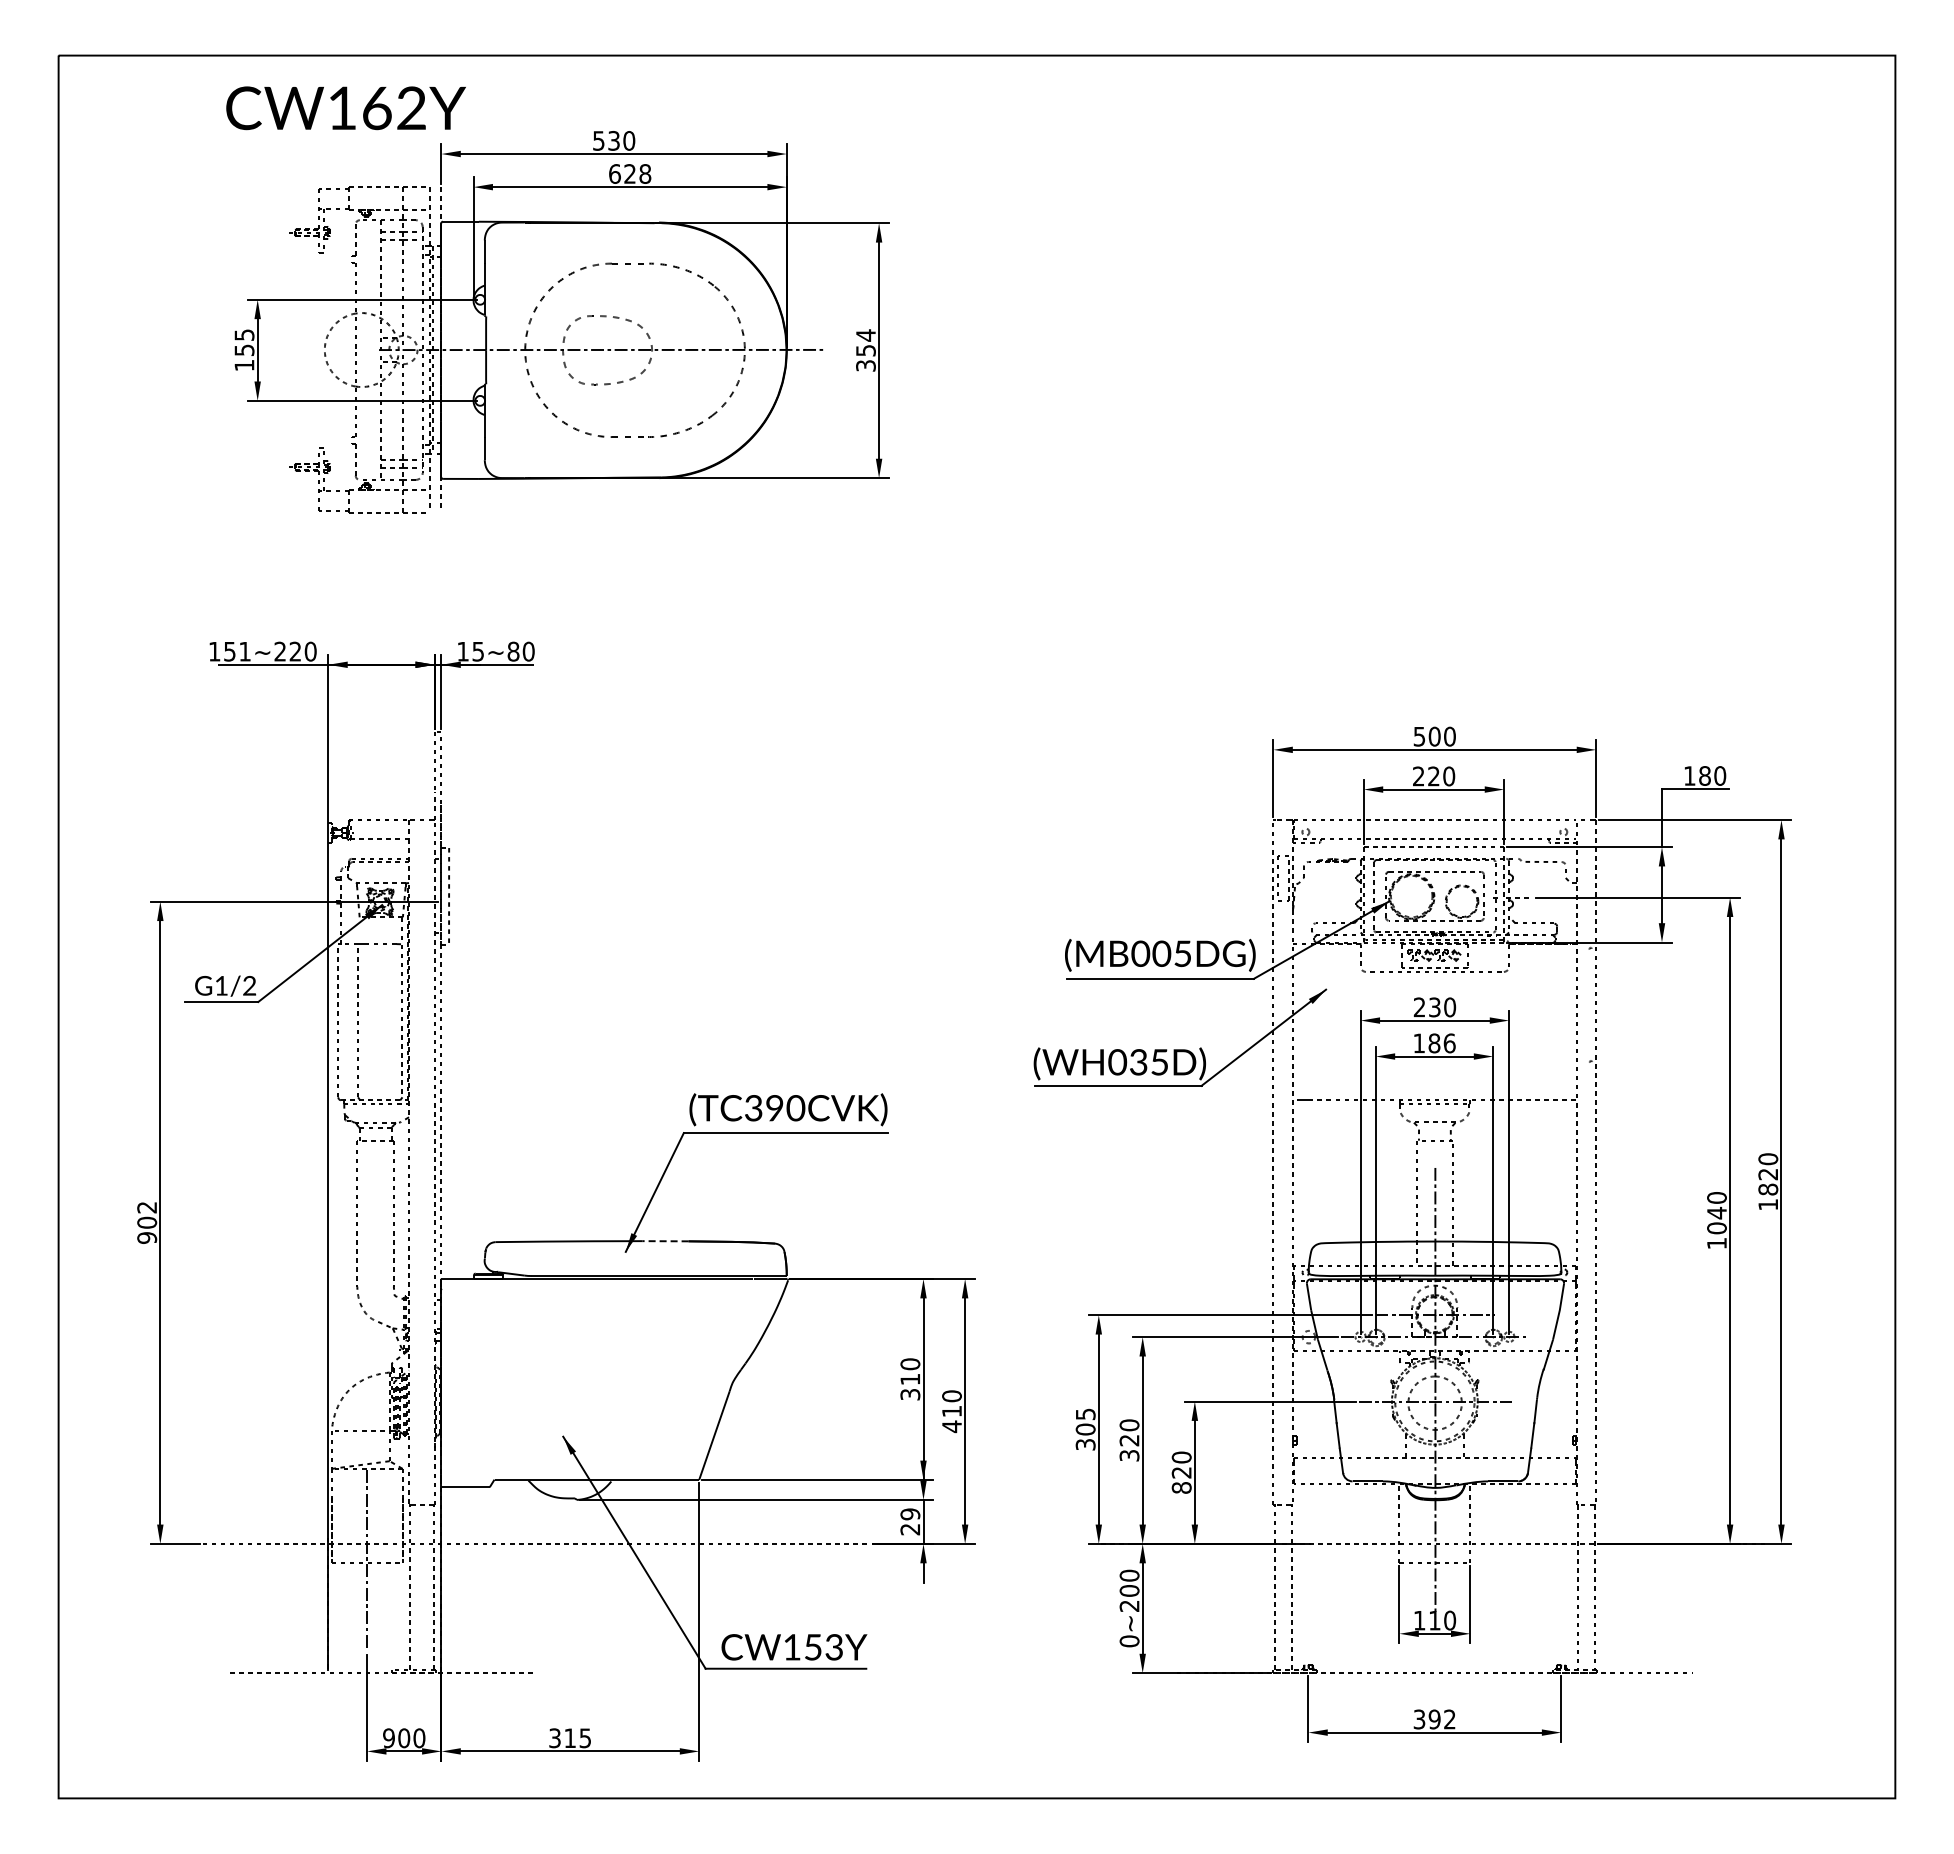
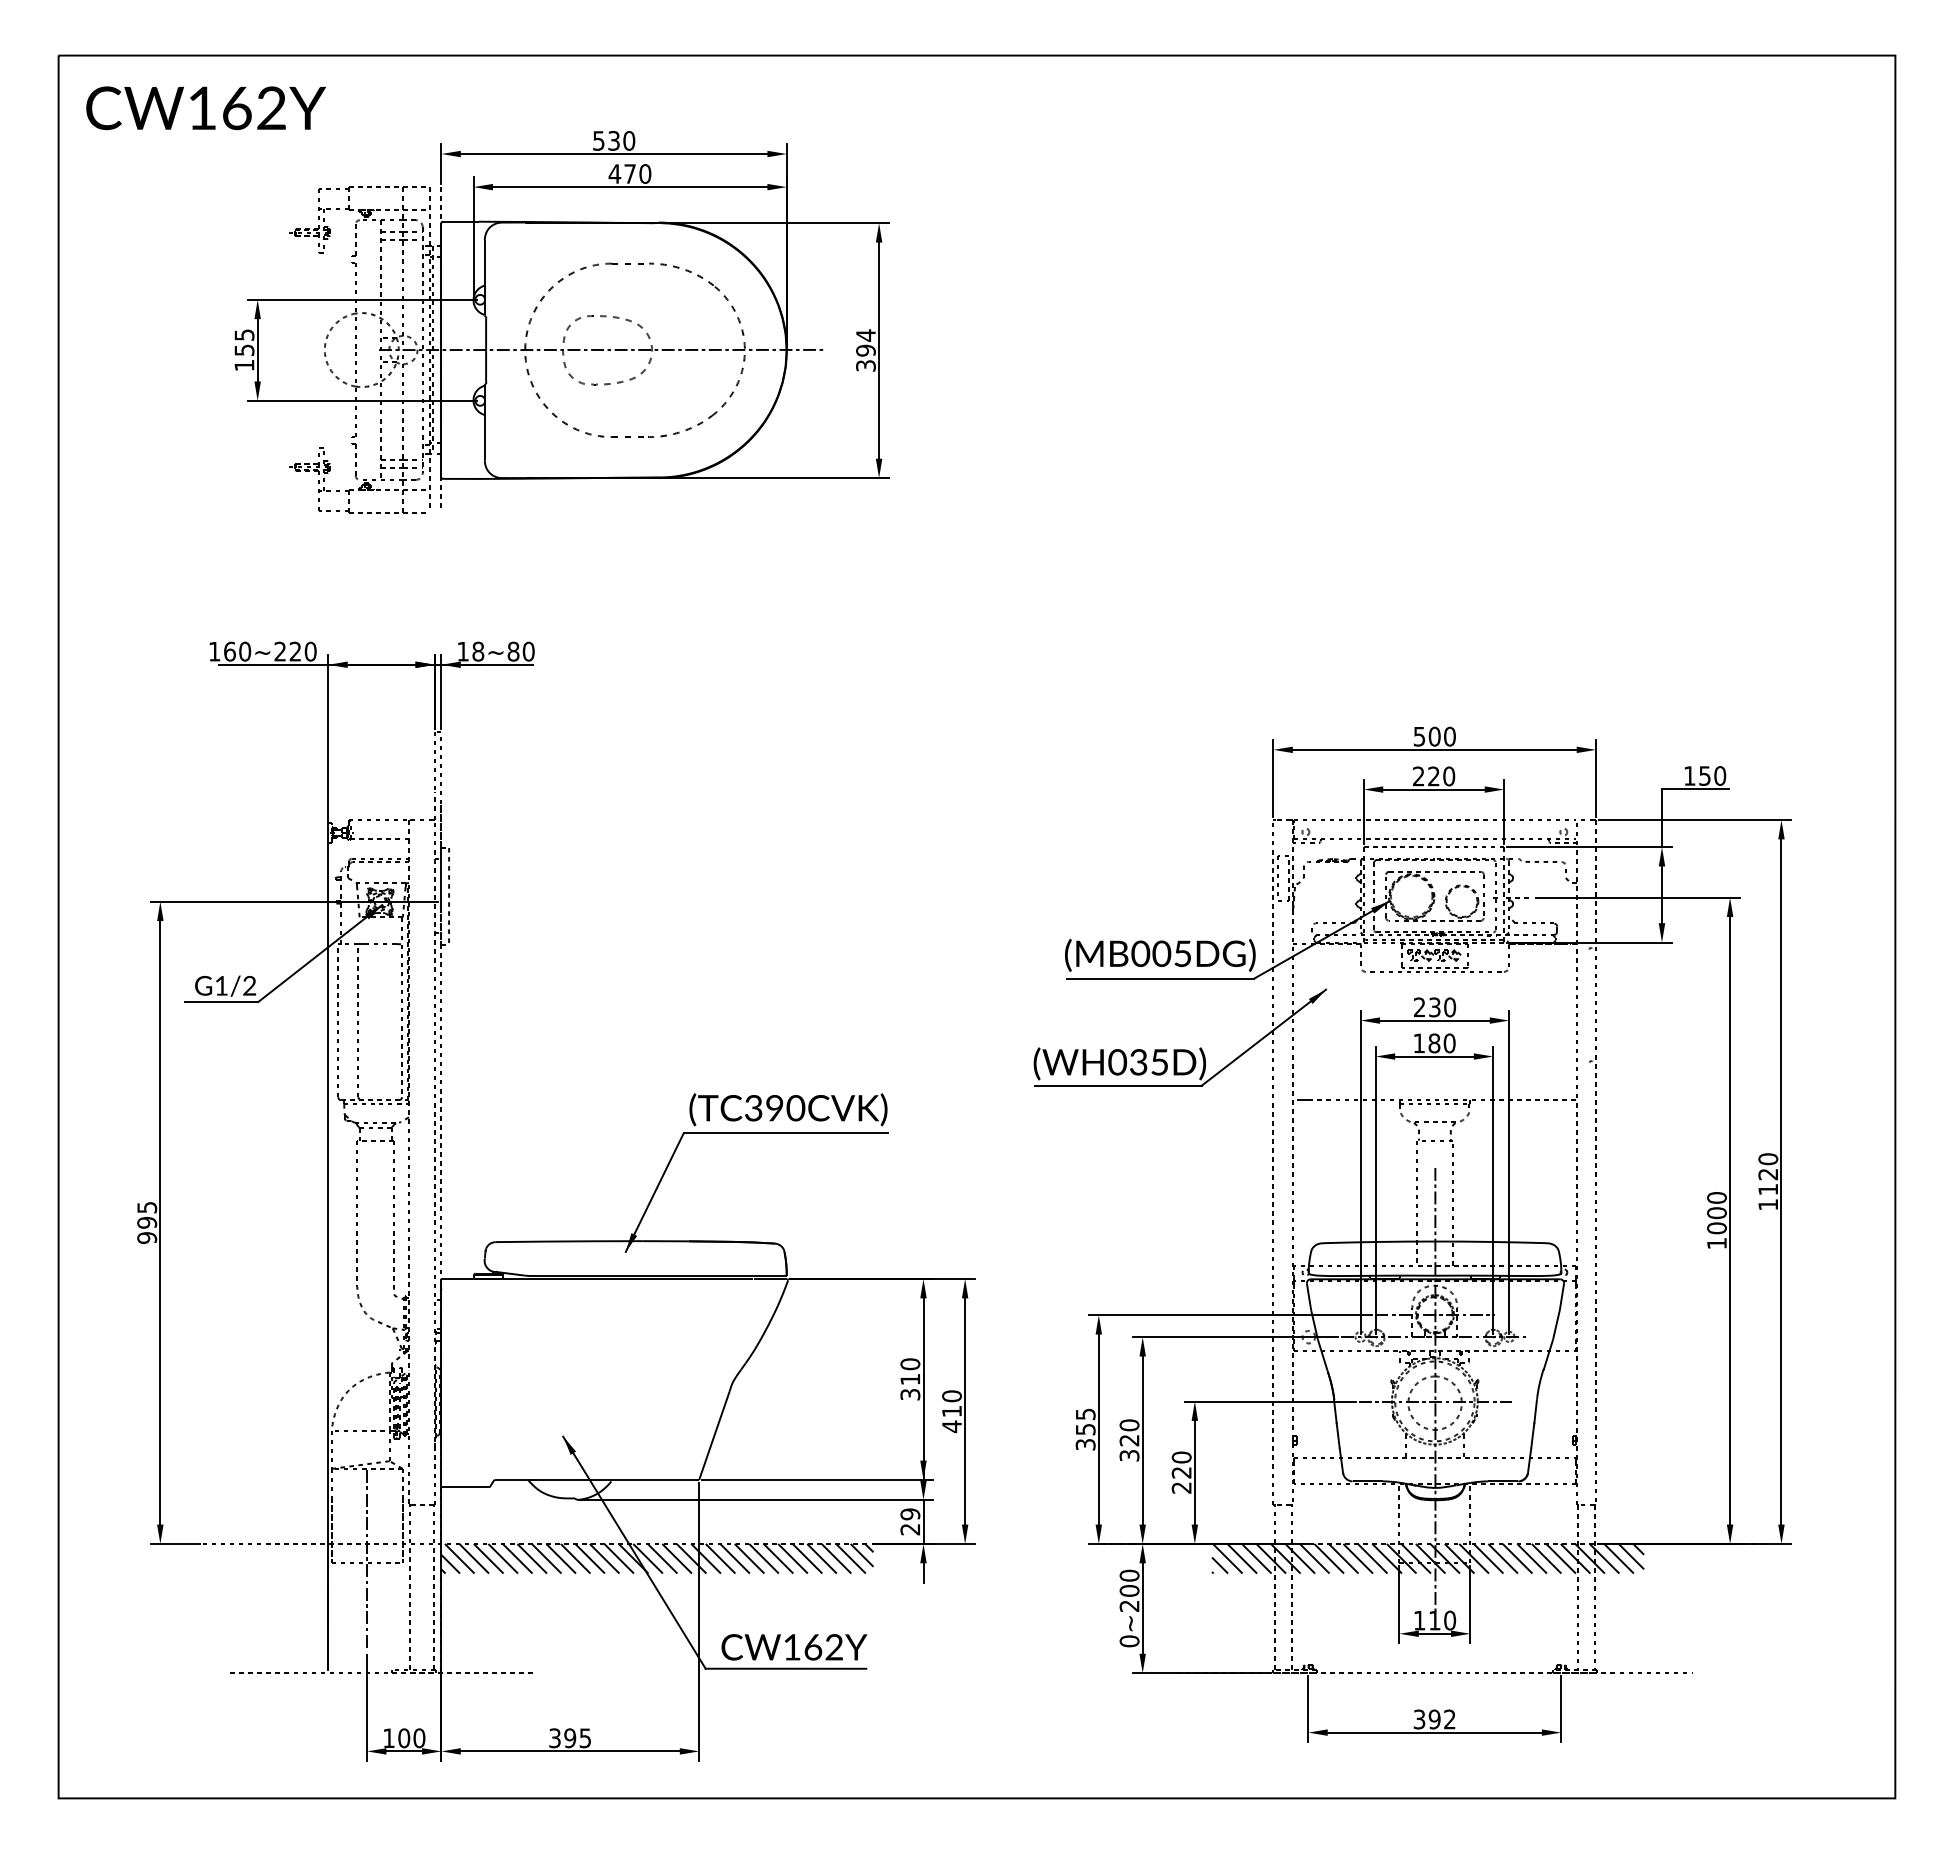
text position: (345, 108) -> (205, 108) (205, 108)
text: 628 -> 470 (629, 173)
text: 354 -> 394 (865, 350)
text: 151~220 -> 160~220 (237, 651)
text: 15~80 -> 18~80 (478, 651)
text: 180 -> 150 (1704, 775)
text: 186 -> 180 (1449, 1043)
text: 1820 -> 1120 (1768, 1189)
text: 1040 -> 1000 (1716, 1212)
text: 902 -> 995 (147, 1215)
line: dashed -> solid (664, 1241)
text: 305 -> 355 (1085, 1429)
text: 820 -> 220 (1181, 1487)
hatch: none -> present (657, 1558)
hatch: none -> present (1428, 1558)
text: CW153Y -> CW162Y (823, 1647)
text: 900 -> 100 (388, 1738)
text: 315 -> 395 (570, 1738)
